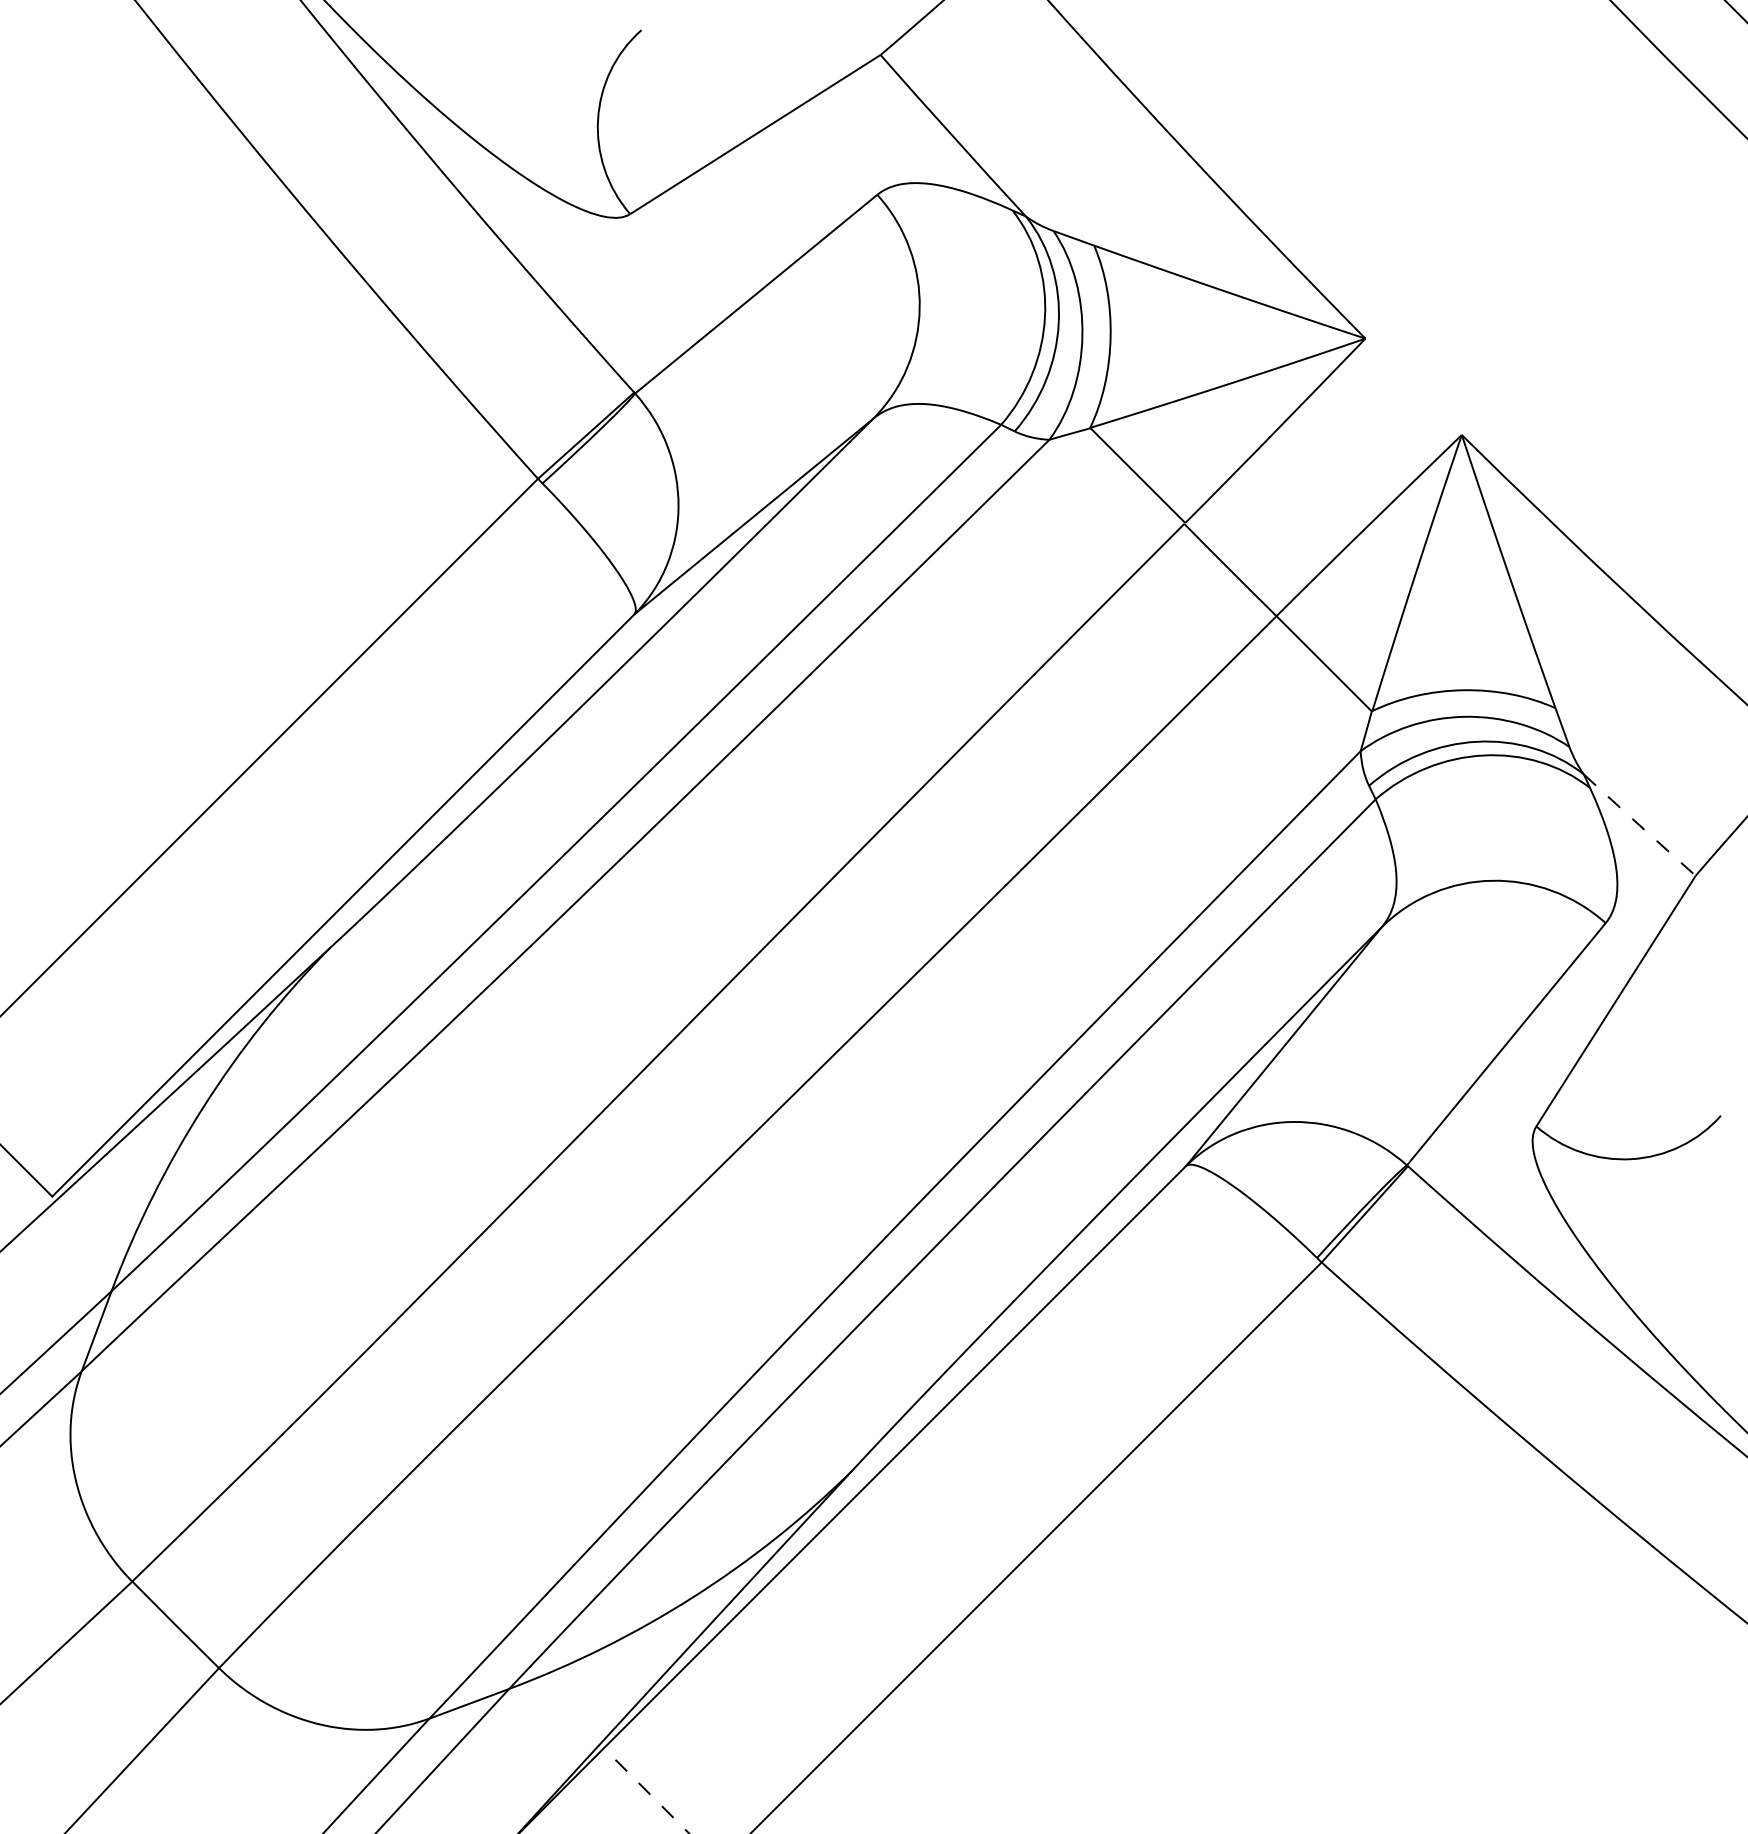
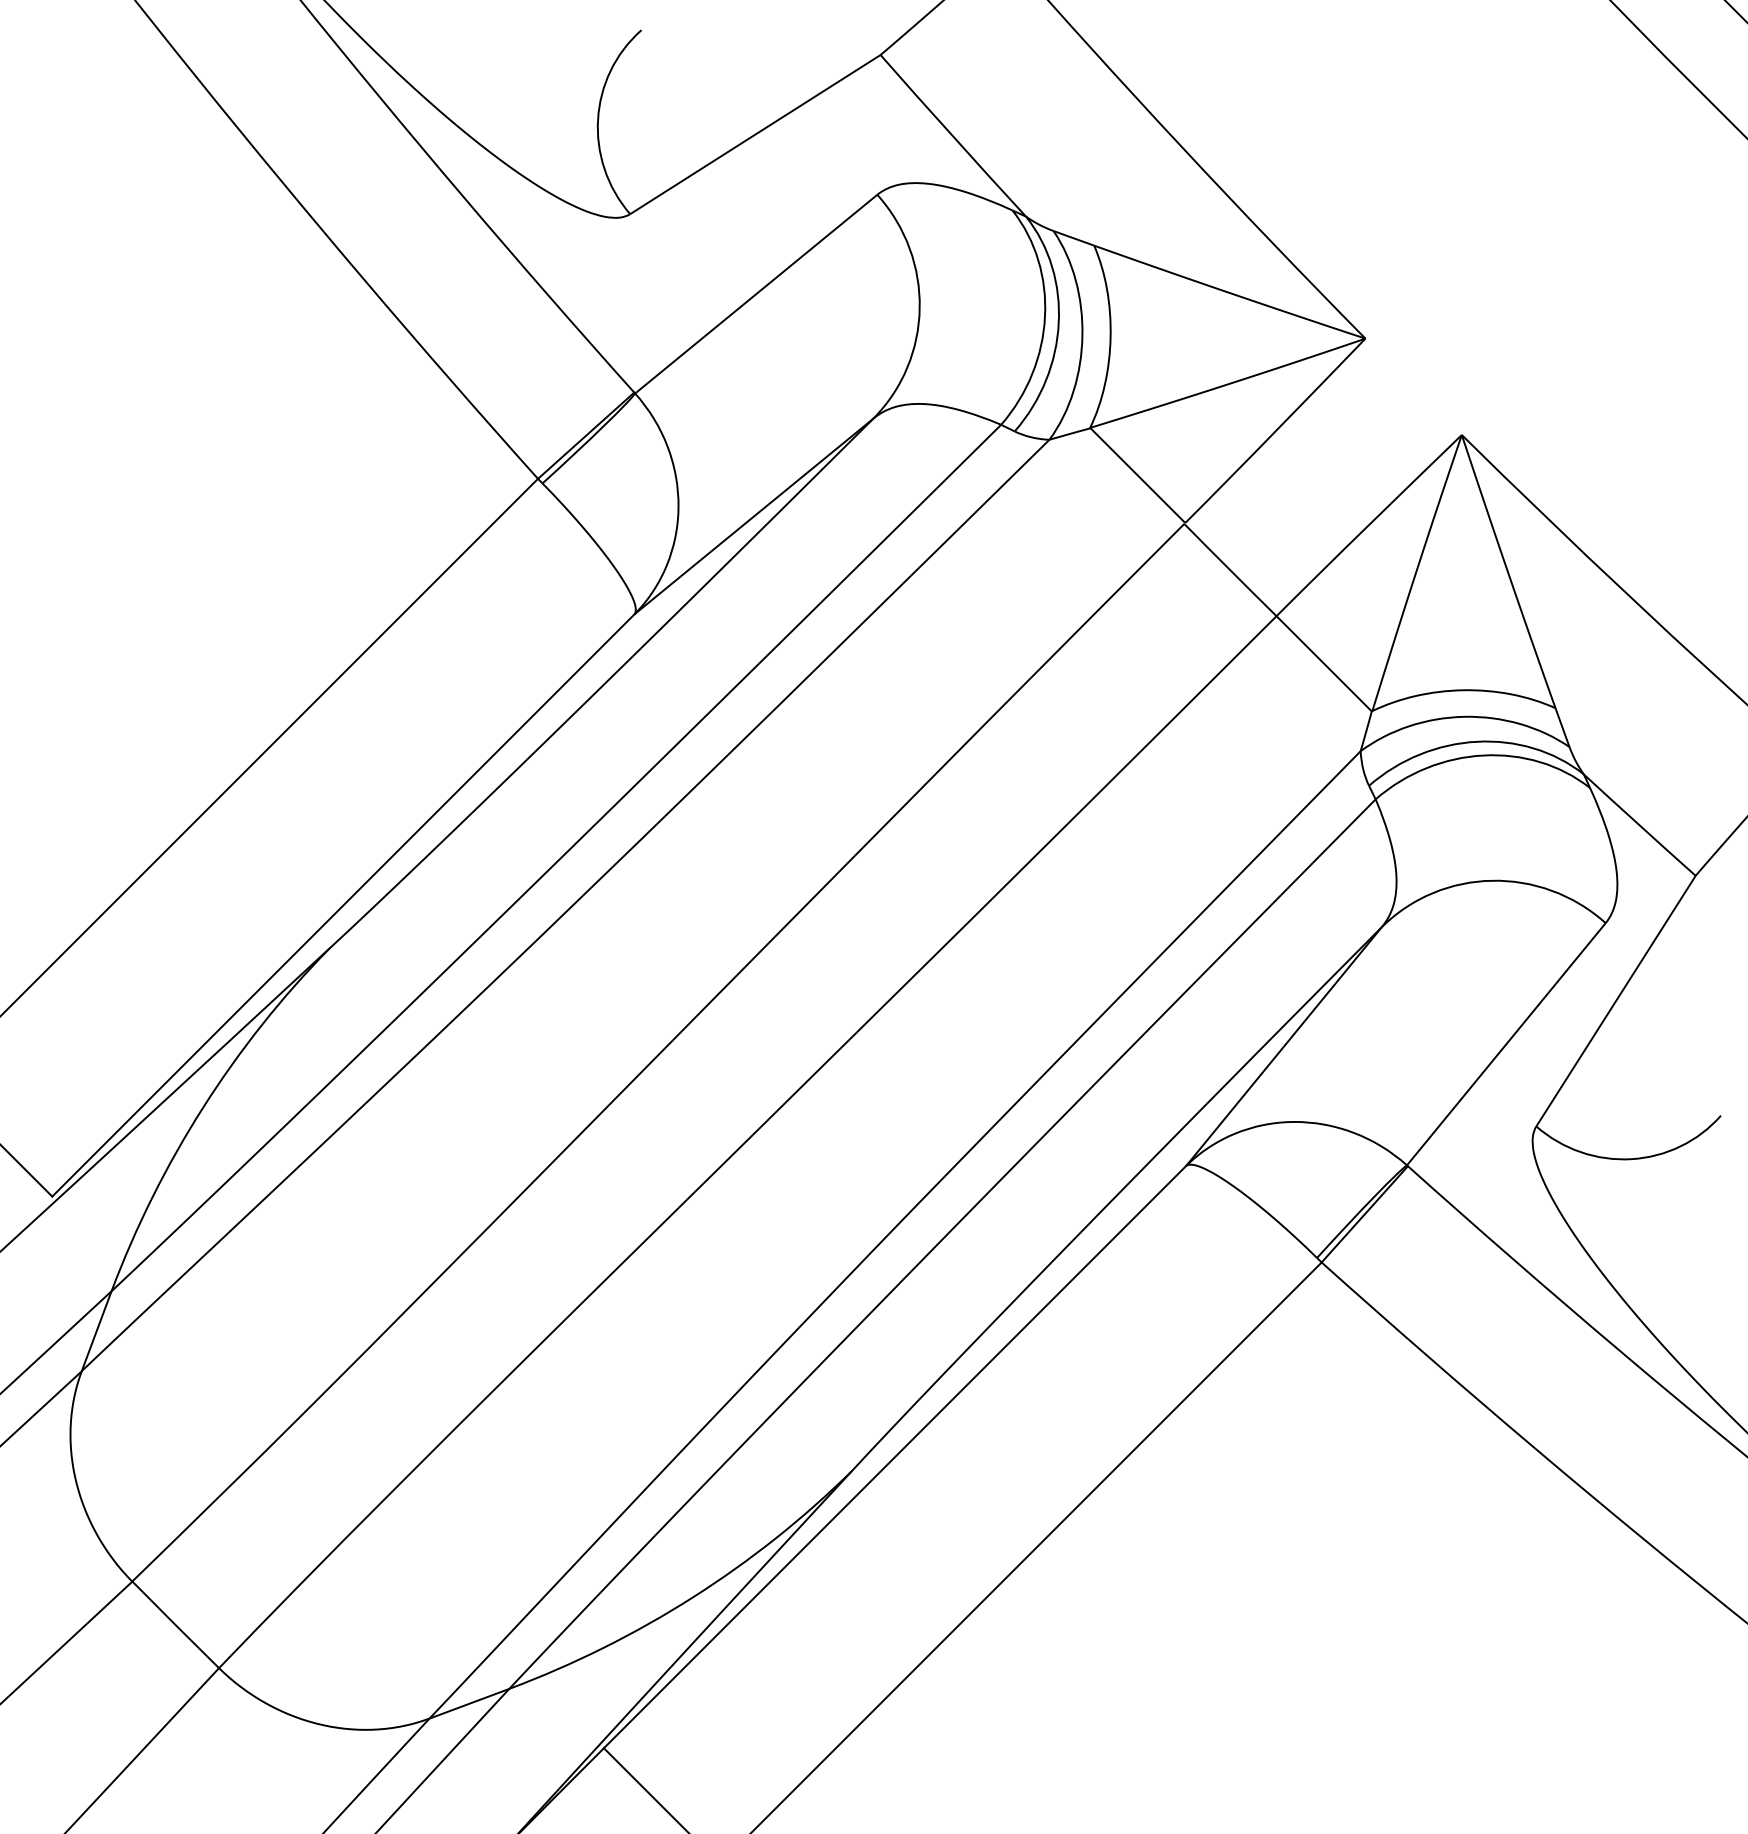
arc: dashed -> solid (1639, 825)
line: dashed -> solid (646, 1791)
